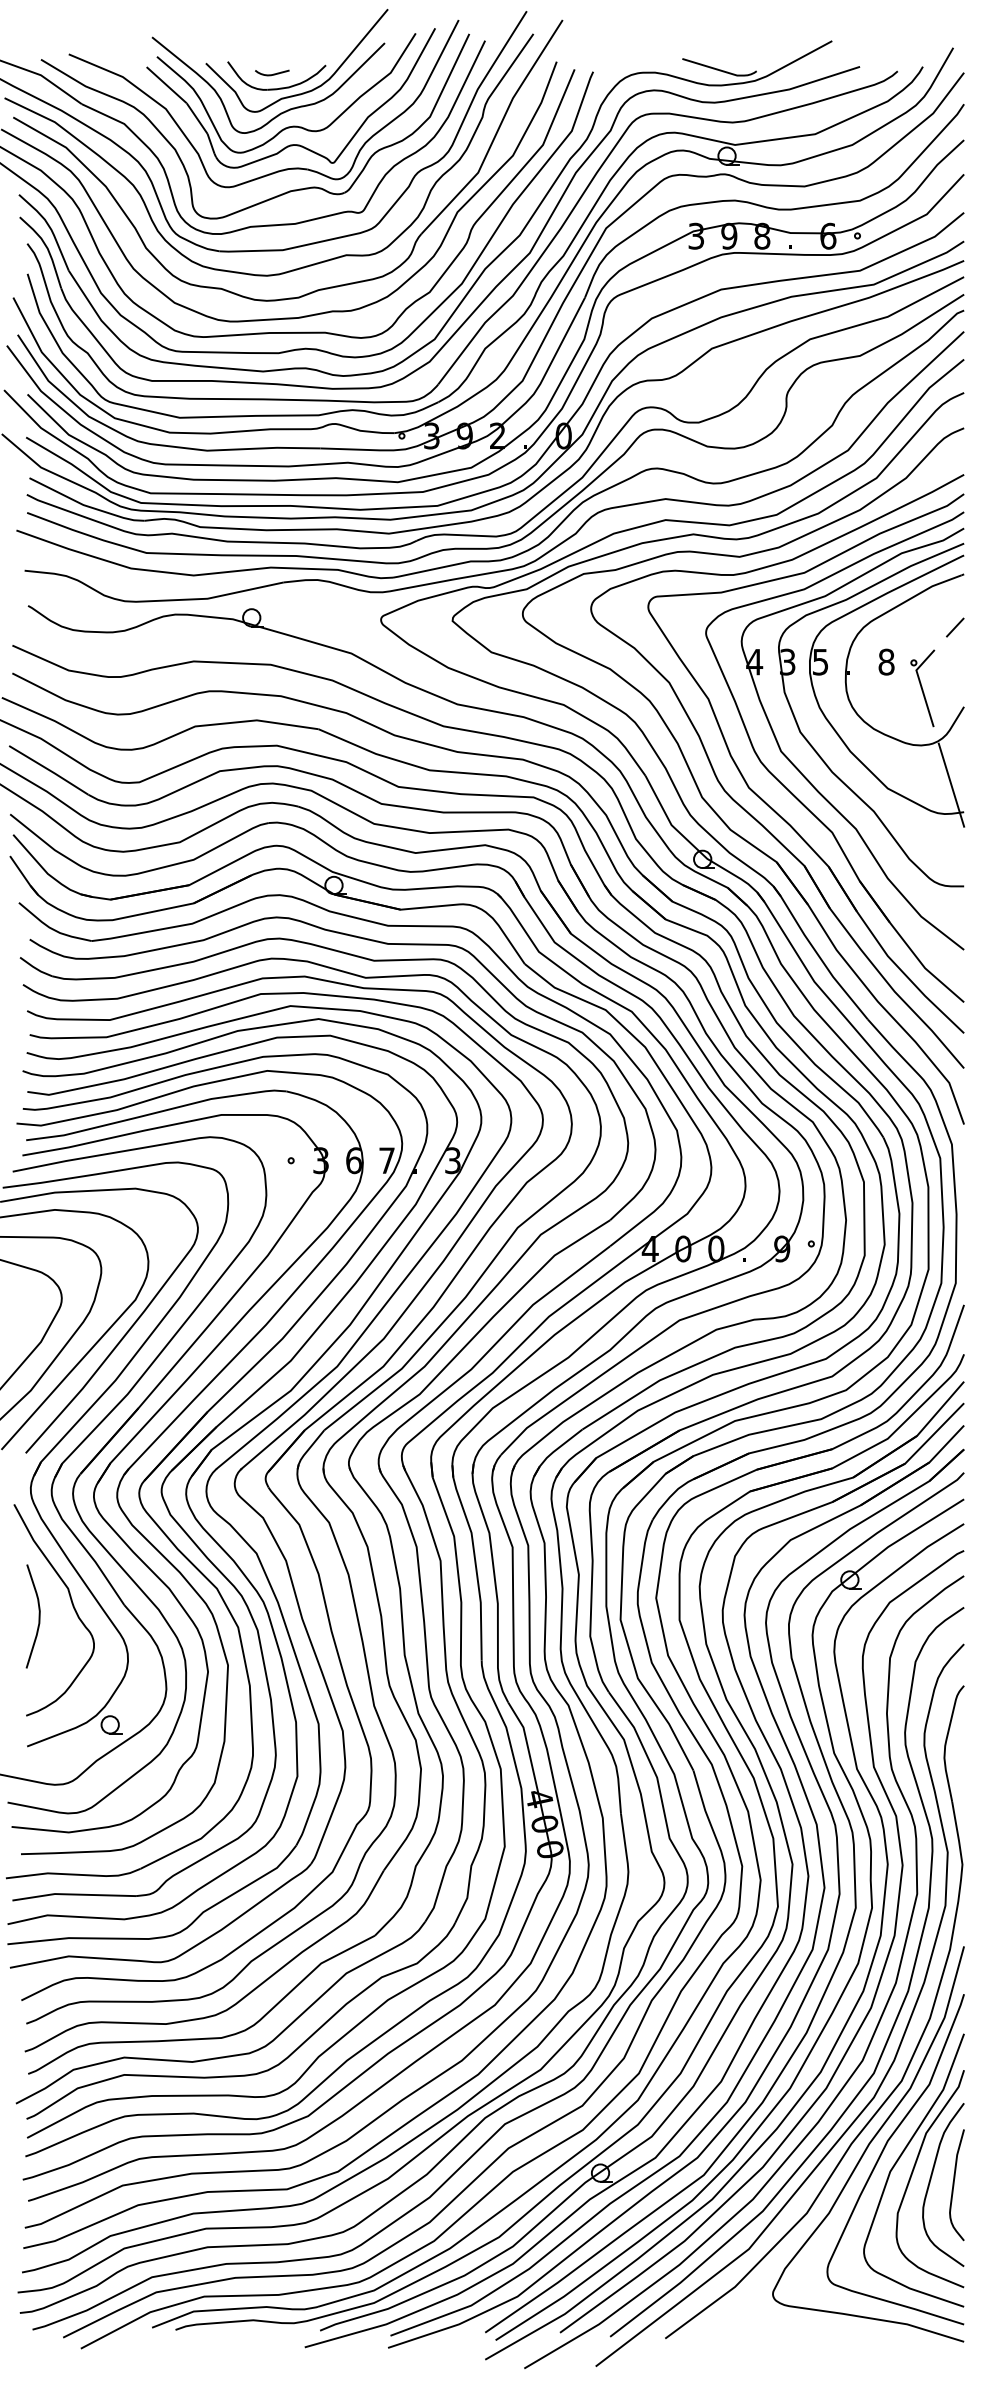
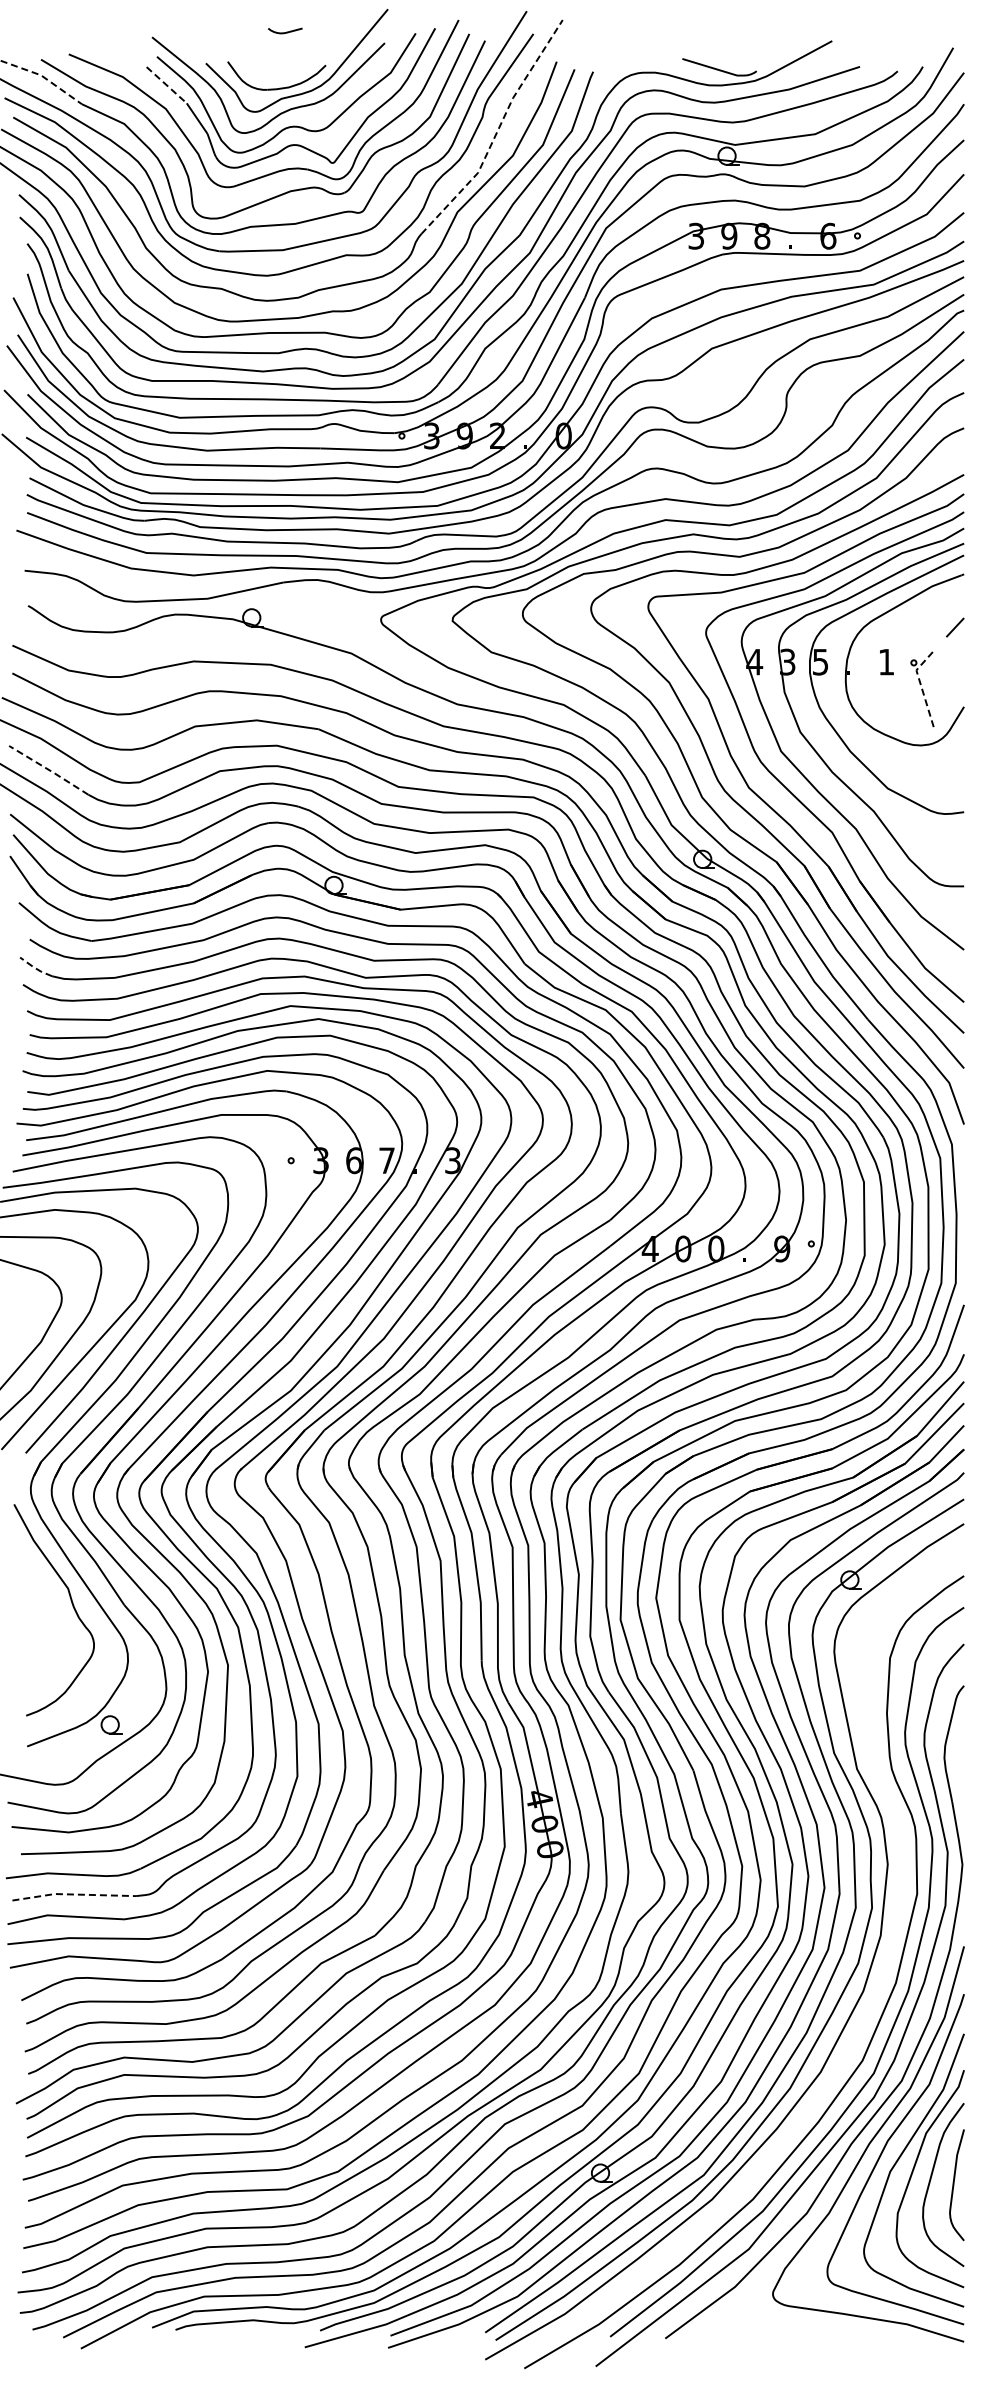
curve position: (273, 73) -> (286, 31) (286, 31)
line: solid -> dashed (43, 77)
line: solid -> dashed (167, 85)
line: solid -> dashed (497, 131)
text: 8 -> 1 (886, 661)
line: solid -> dashed (920, 684)
line: solid -> dashed (48, 769)
line: present -> none (951, 784)
line: solid -> dashed (35, 968)
curve: present -> none (38, 1616)
line: solid -> dashed (73, 1894)
curve: present -> none (878, 1981)
